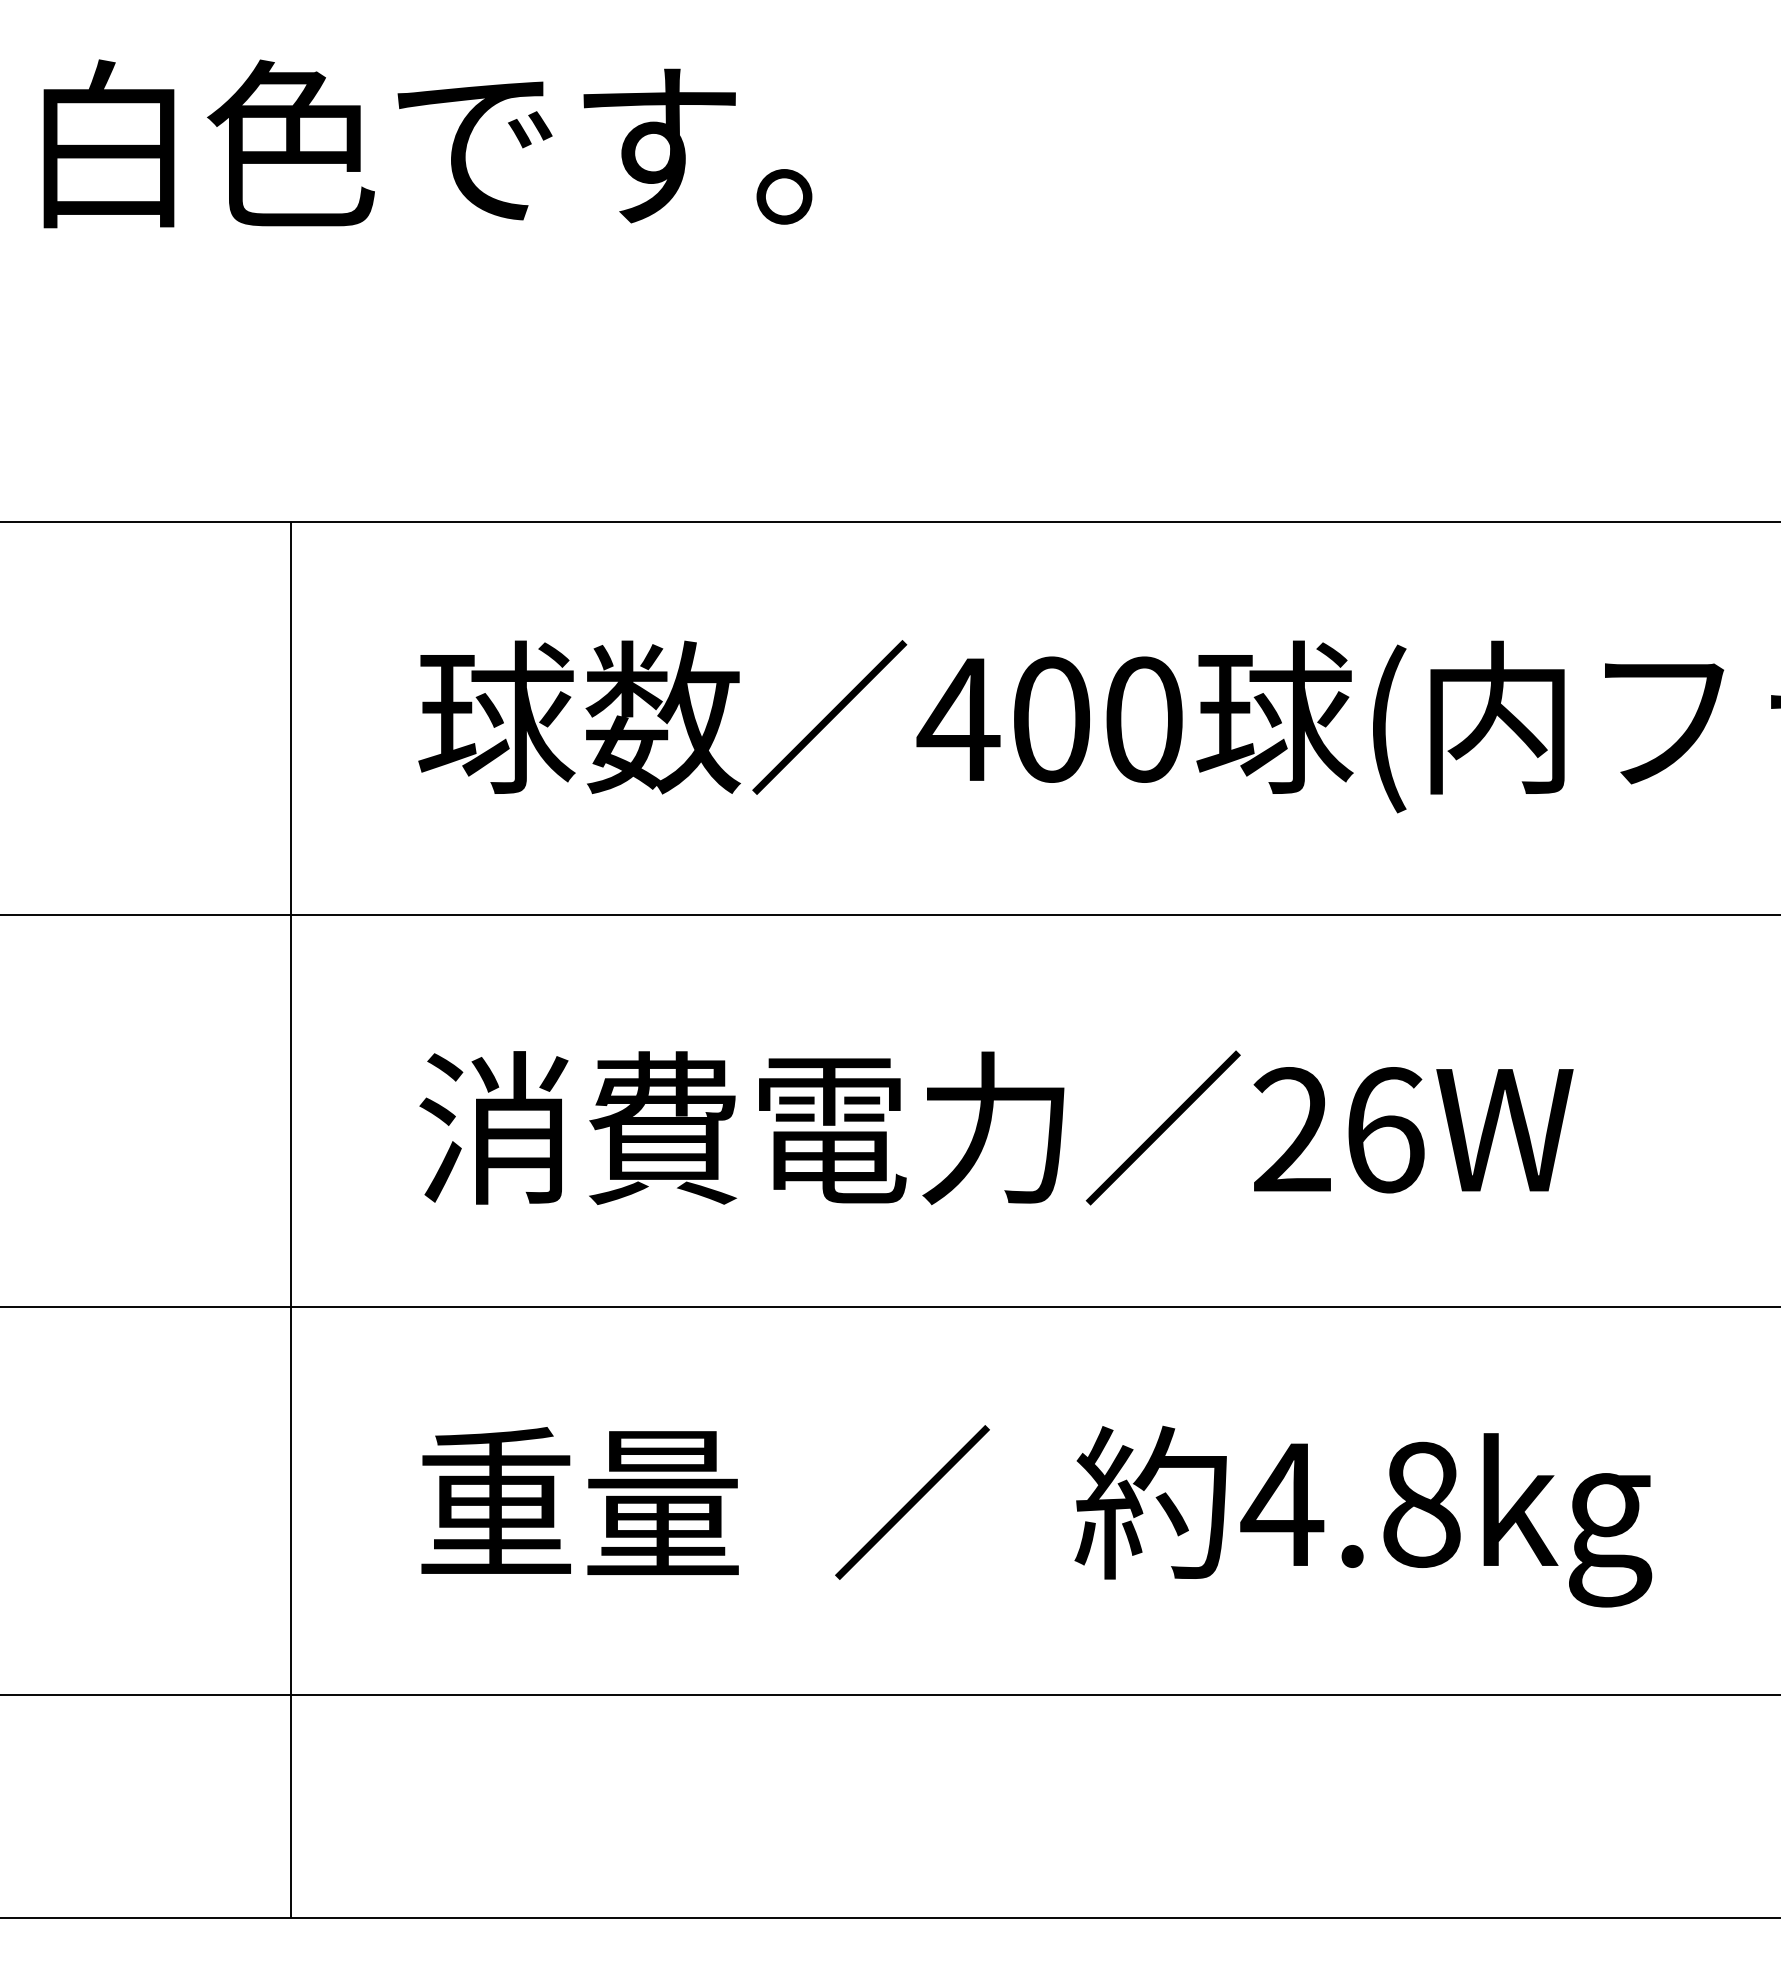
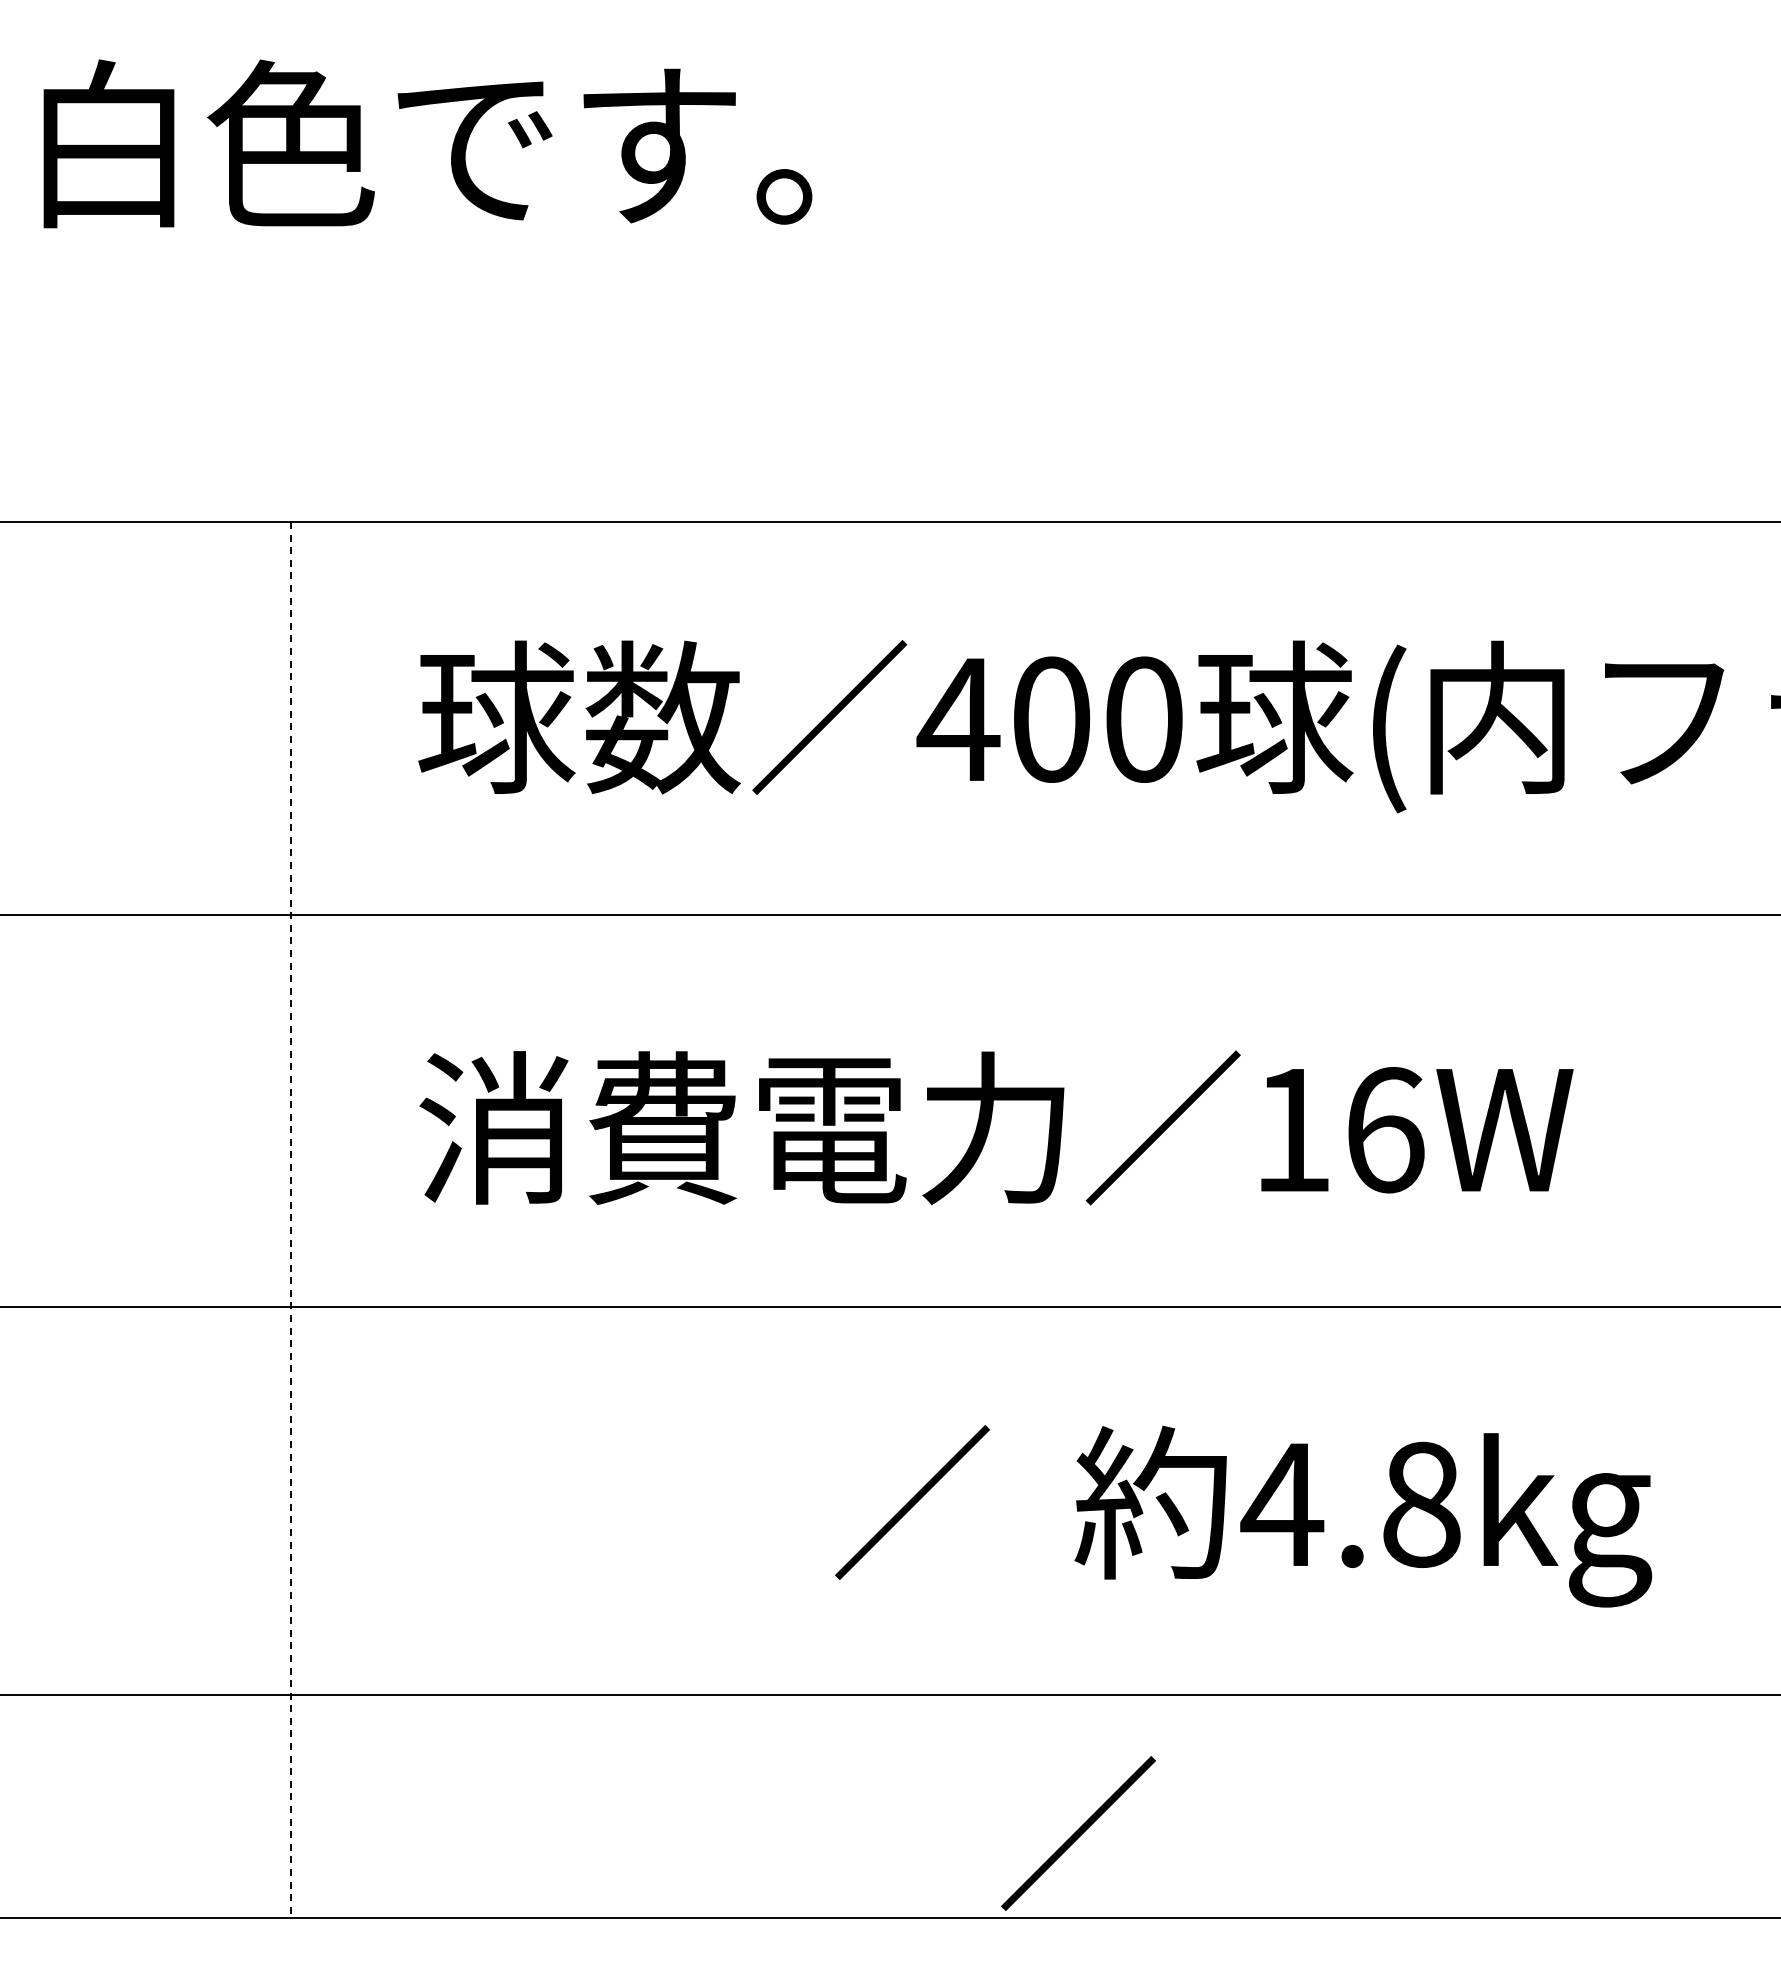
text: 26W -> 16W (1291, 1129)
line: solid -> dashed (291, 1219)
part: present -> none (588, 1488)
part: none -> present (1078, 1833)
